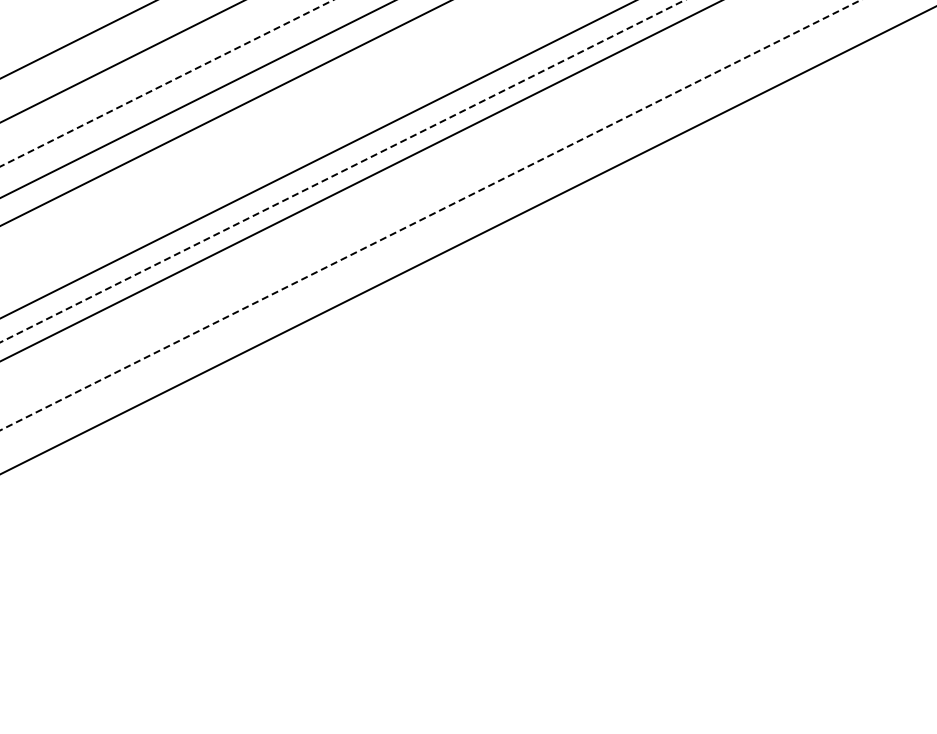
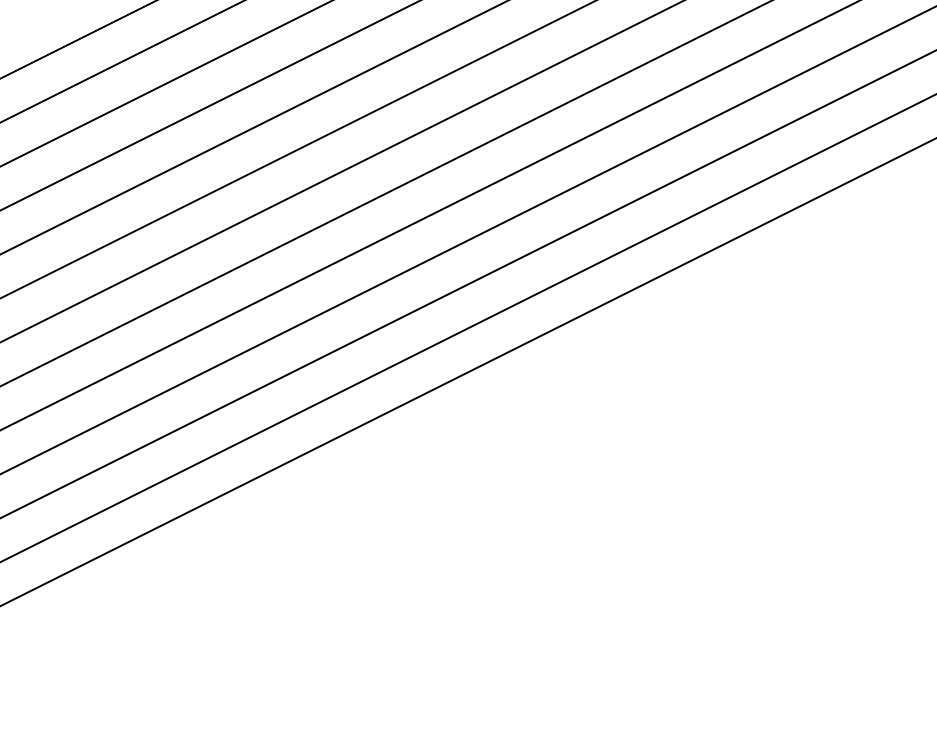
line: dashed -> solid (166, 83)
line position: (197, 99) -> (209, 105) (209, 105)
line position: (225, 113) -> (253, 127) (253, 127)
line position: (317, 159) -> (297, 149) (297, 149)
line: dashed -> solid (343, 171)
line position: (360, 181) -> (385, 193) (385, 193)
line: dashed -> solid (431, 215)
line: none -> present (467, 284)
line: none -> present (467, 328)
line: none -> present (467, 372)
